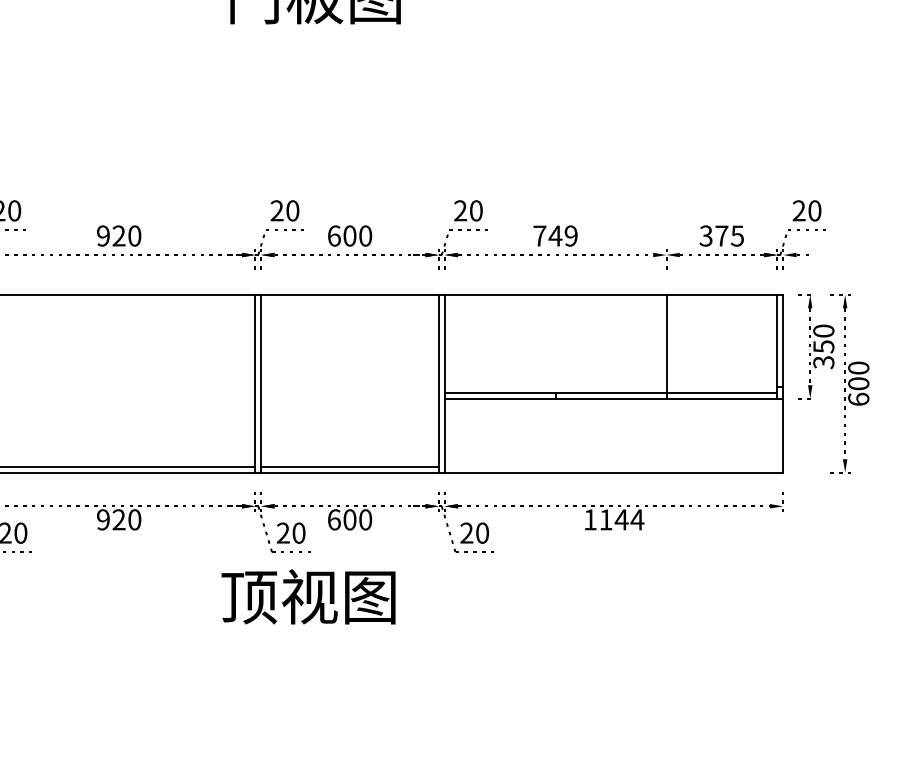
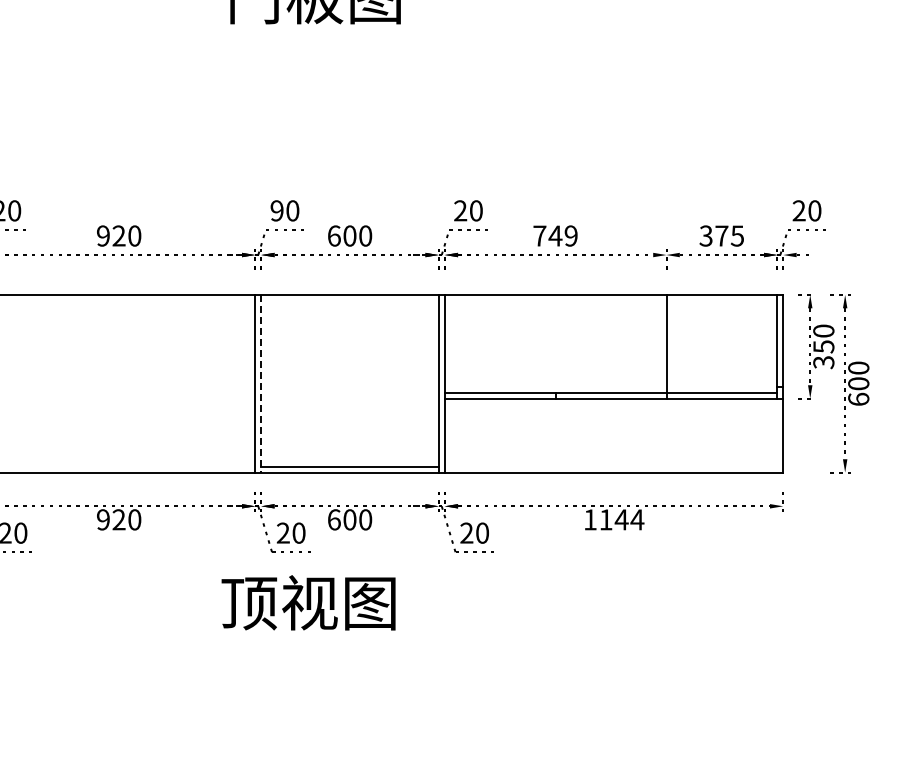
text: 20 -> 90 (276, 210)
line: solid -> dashed (261, 383)
line: present -> none (128, 466)
text position: (308, 596) -> (308, 602) (308, 602)
